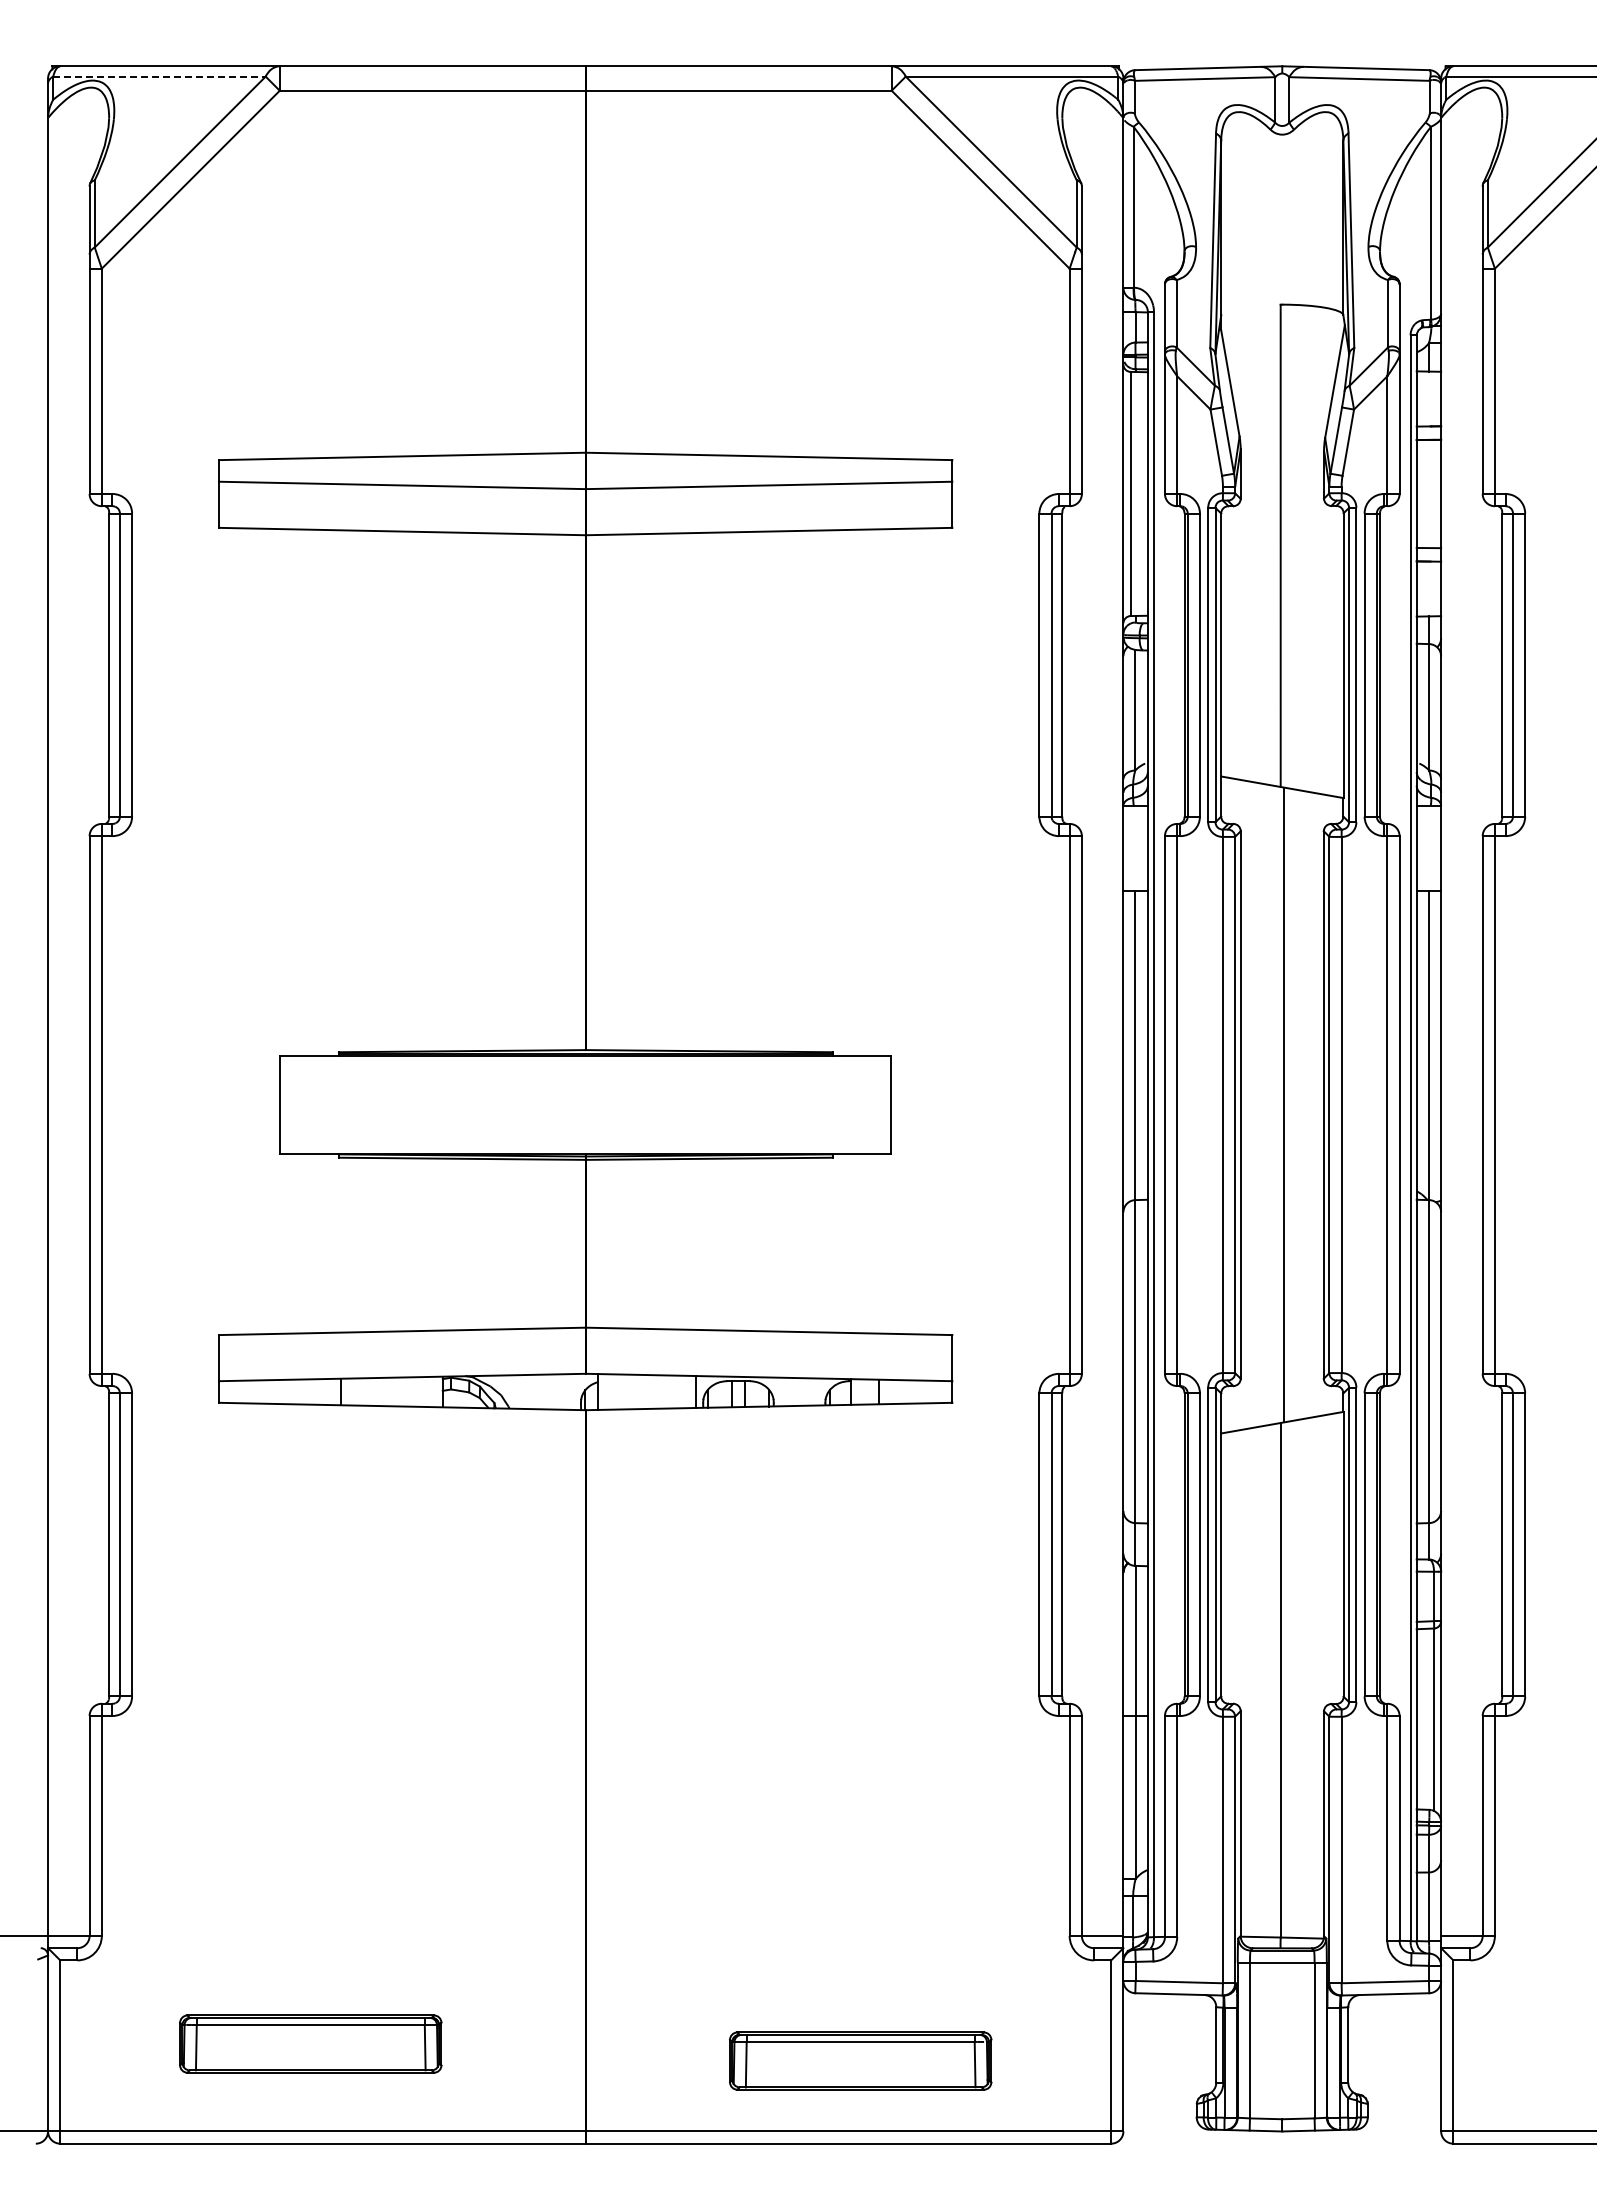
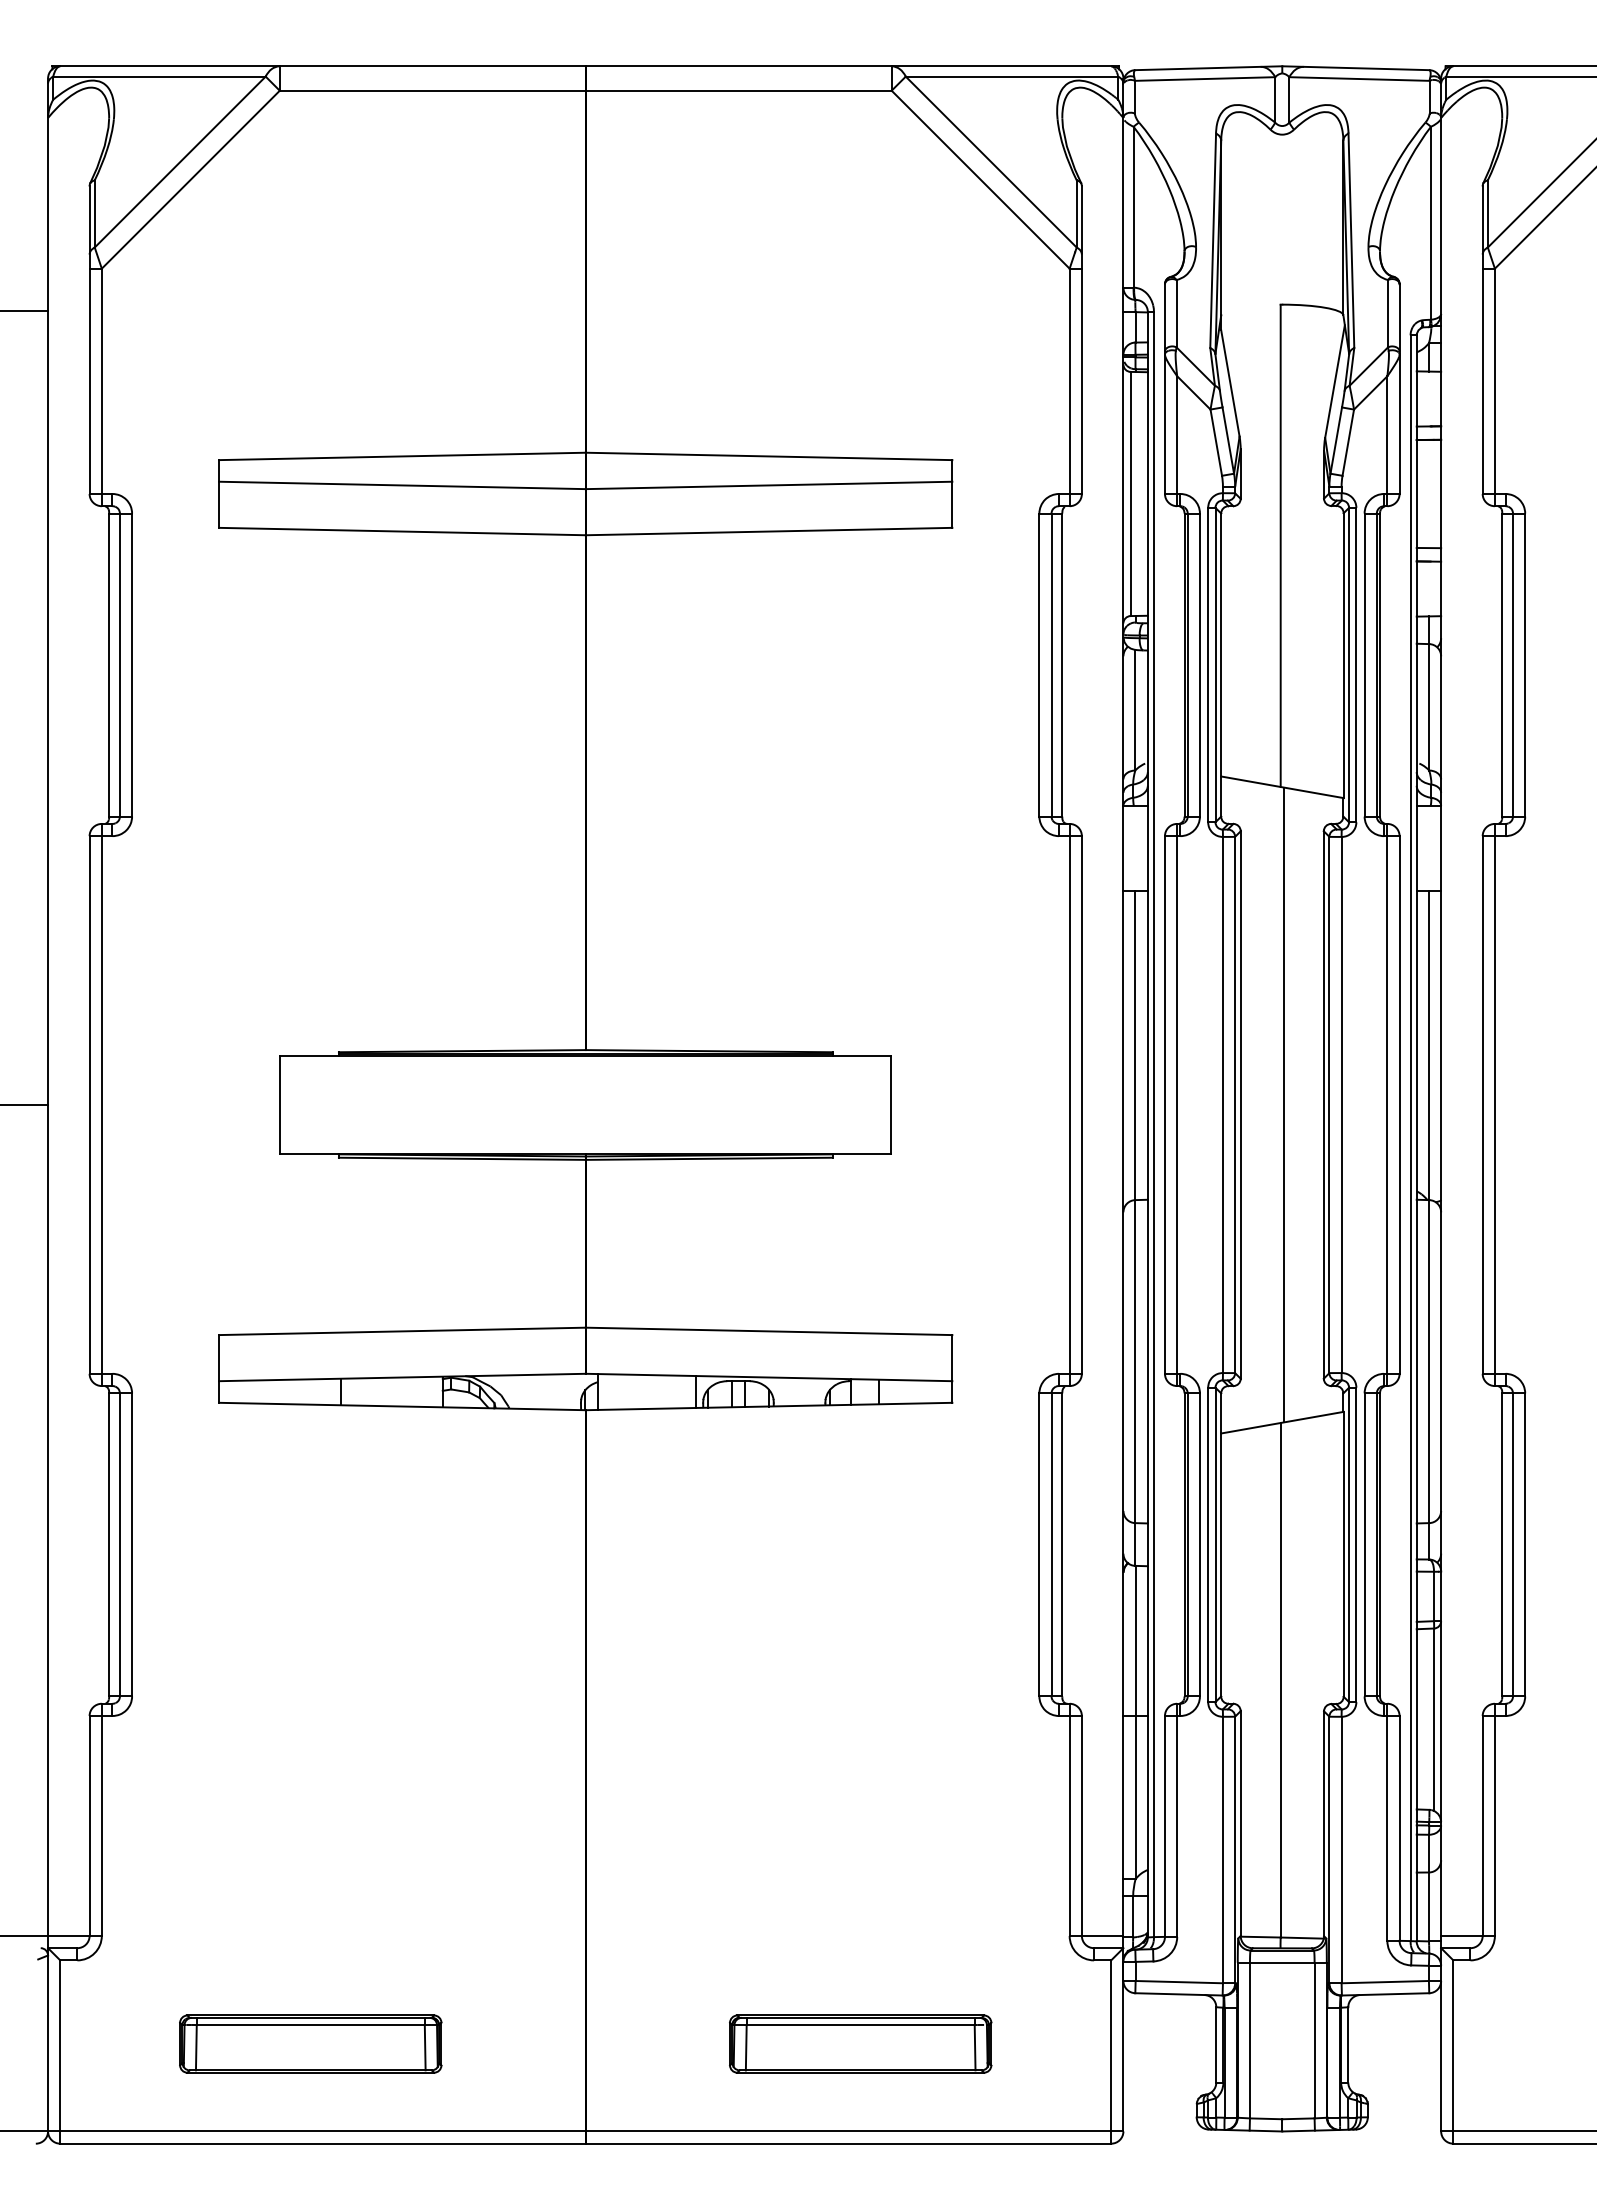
line: dashed -> solid (159, 76)
line: none -> present (25, 310)
line: none -> present (25, 1104)
part position: (860, 2060) -> (860, 2043) (860, 2043)
